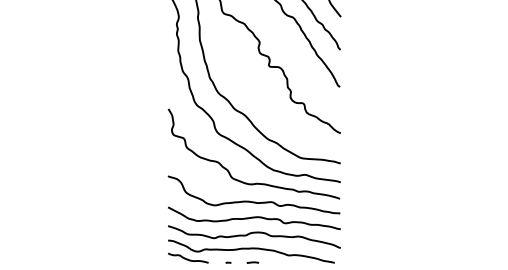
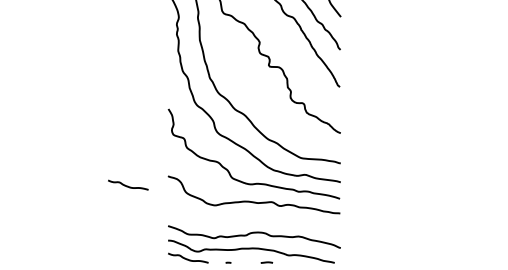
curve: none -> present (127, 185)
curve: present -> none (254, 218)
line position: (252, 262) -> (266, 262) (266, 262)
